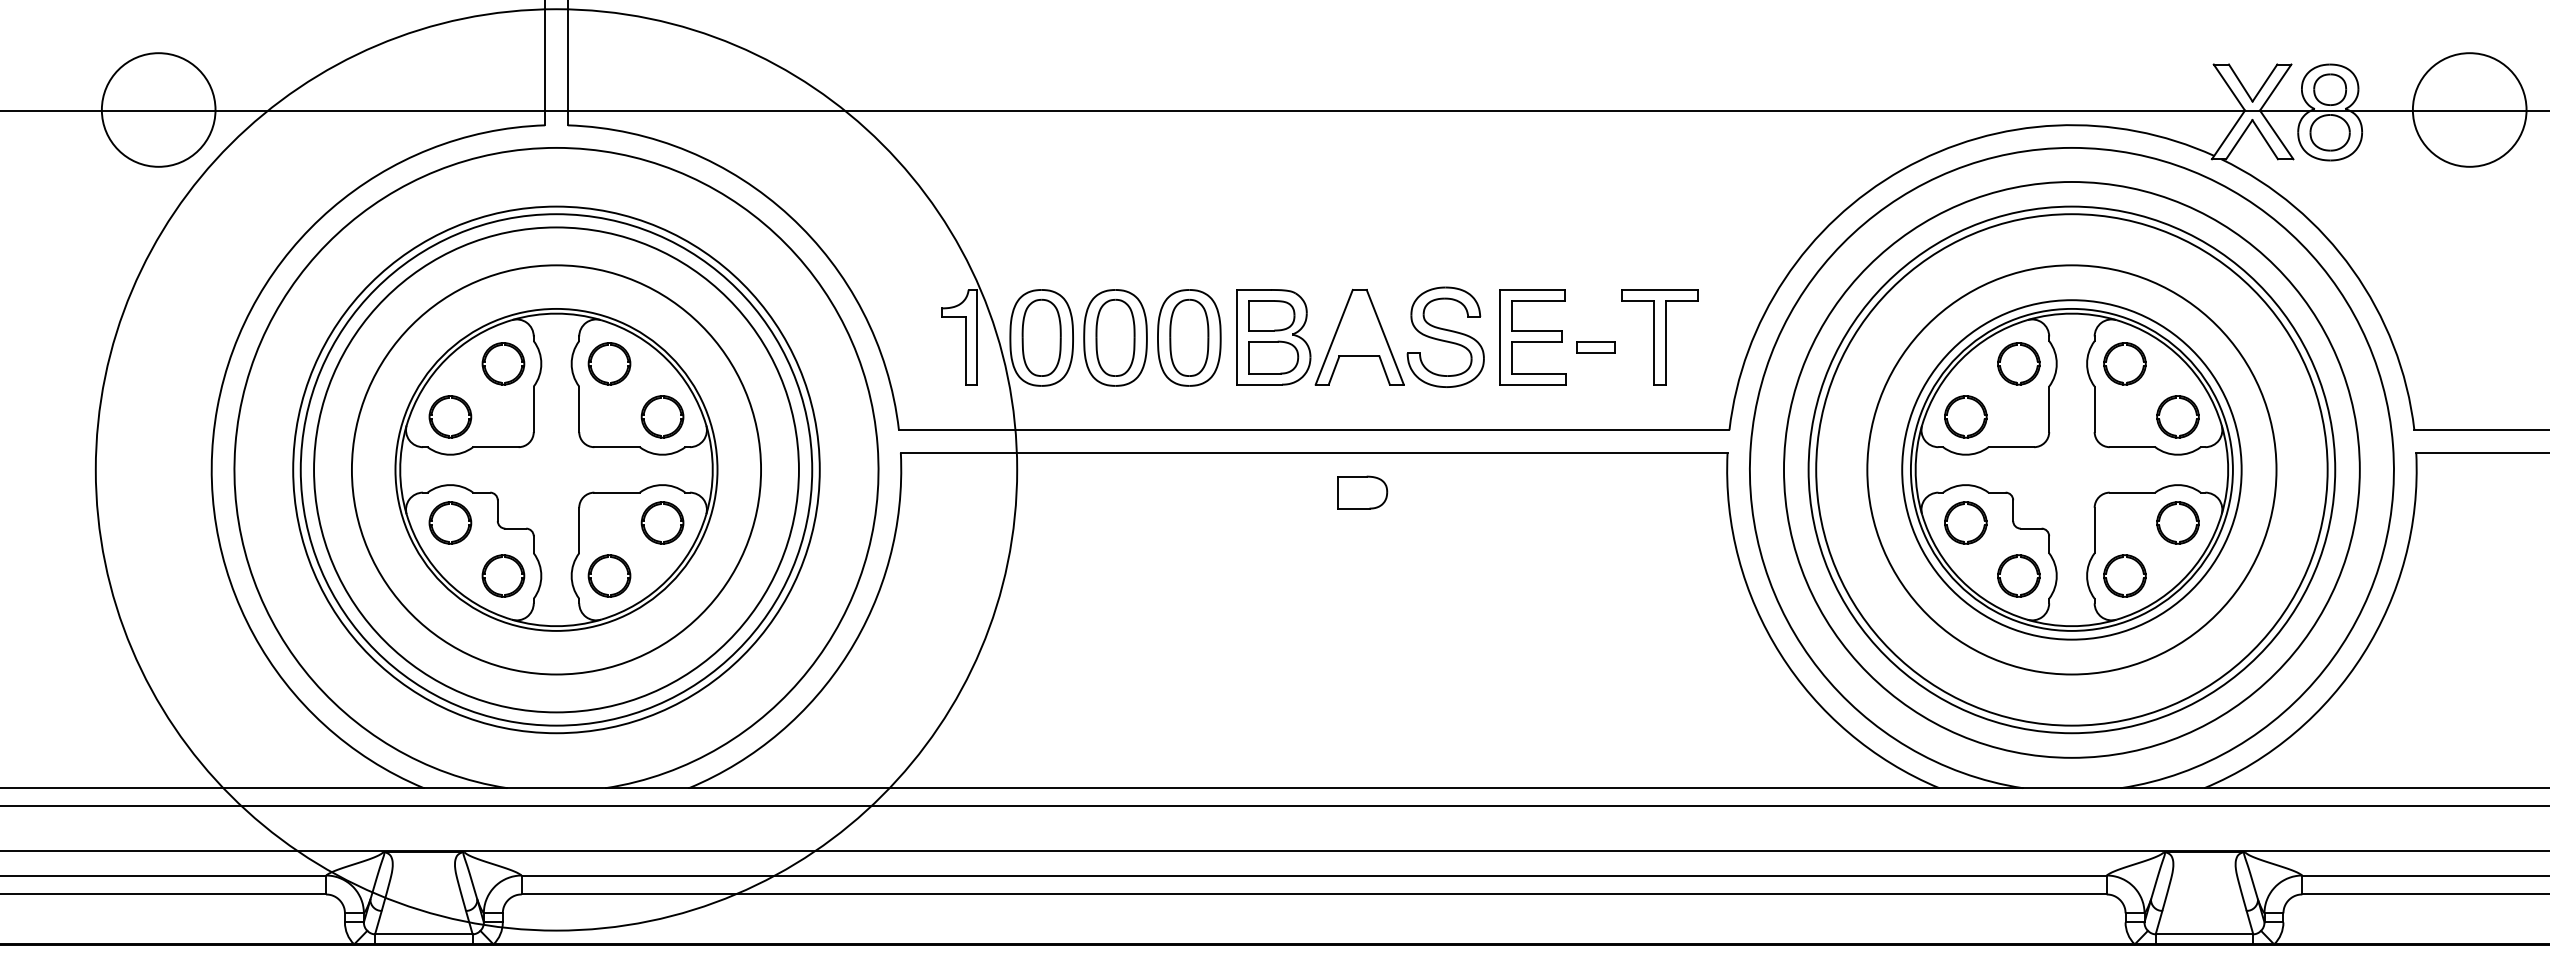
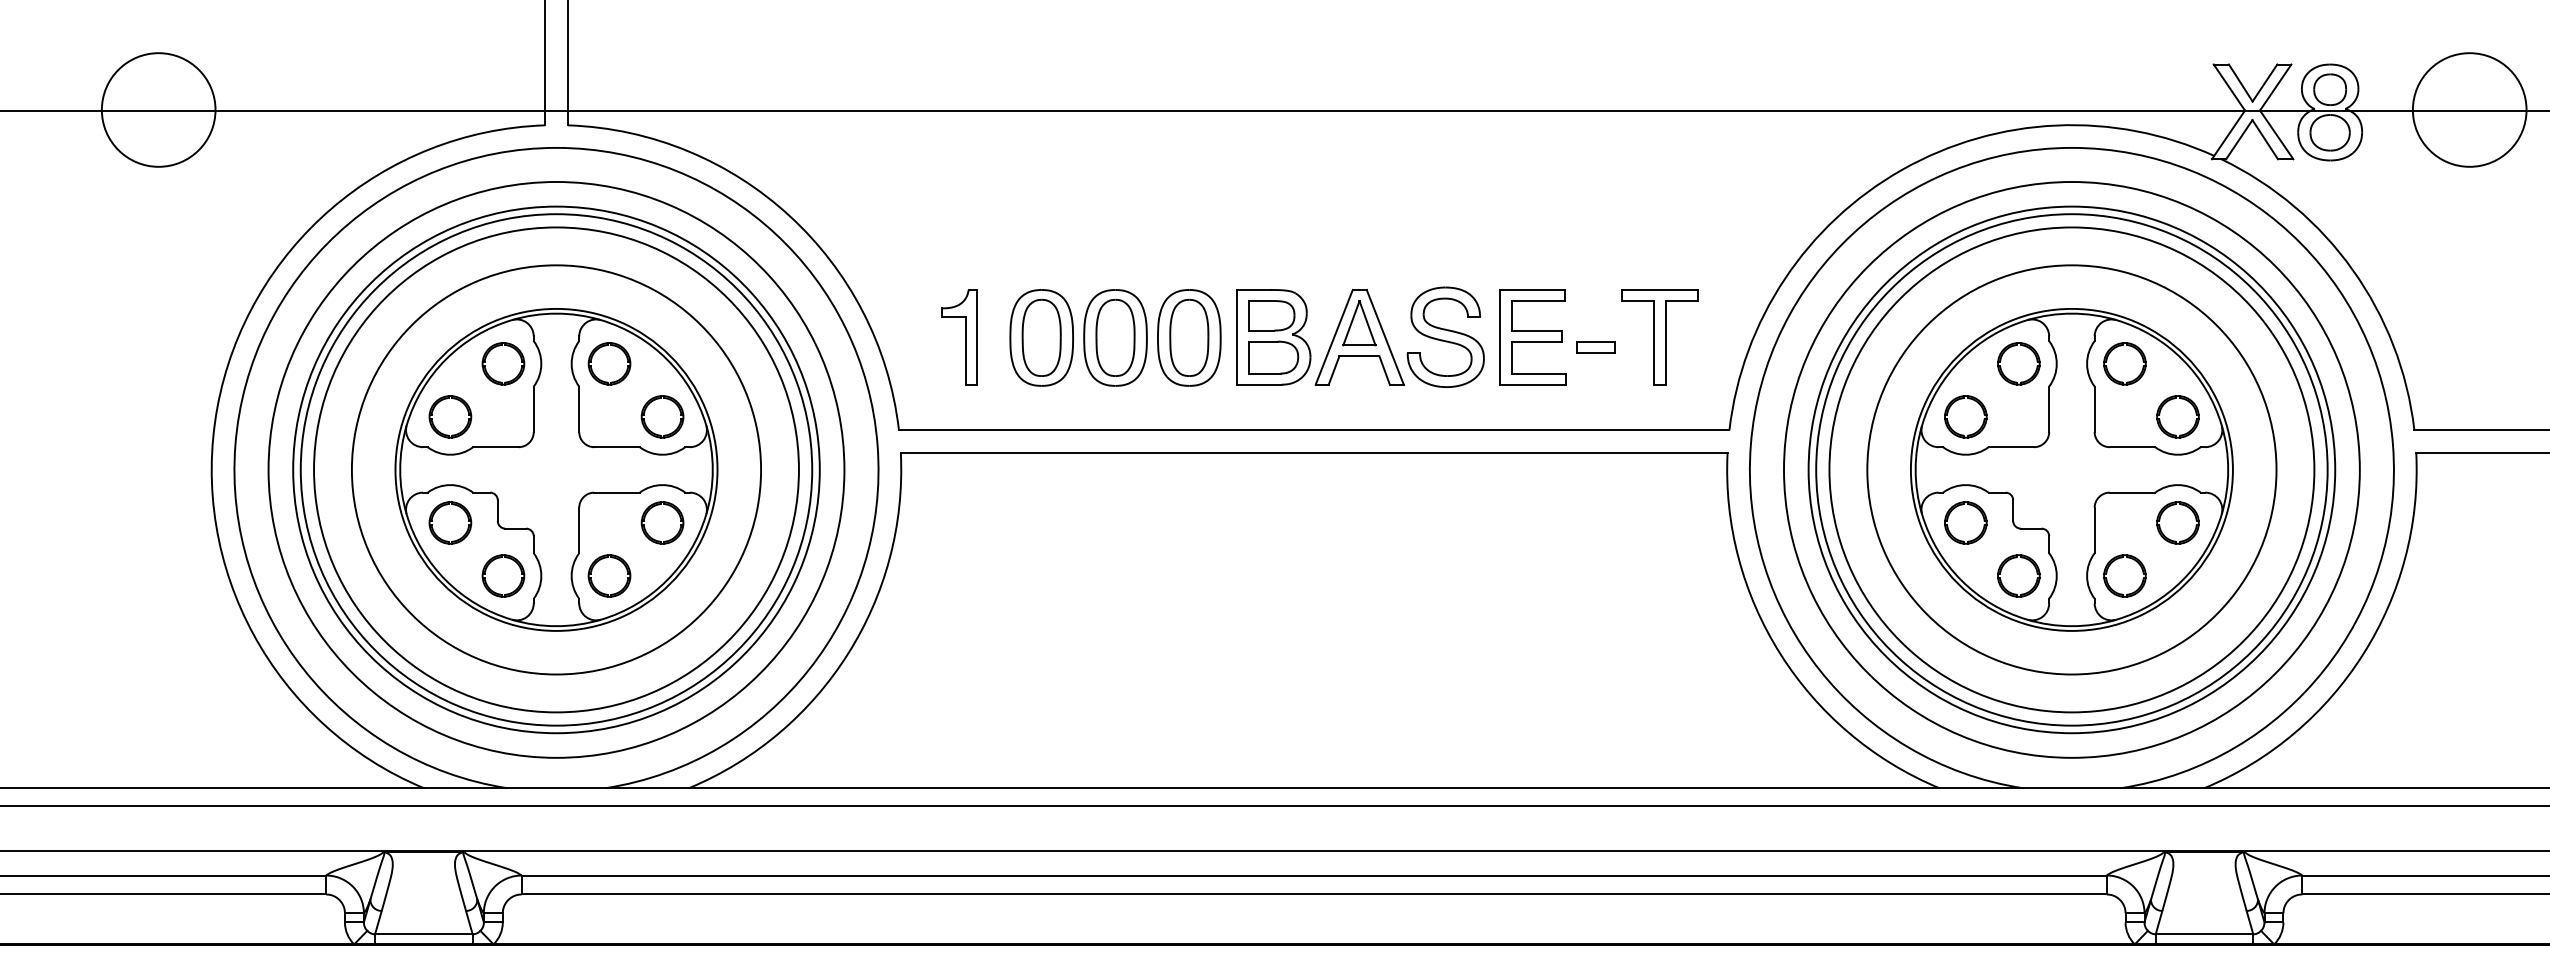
part: none -> present (1359, 323)
circle diameter: 921 px -> 576 px (556, 469)
circle diameter: 339 px -> 485 px (2071, 469)
part: present -> none (1362, 492)
